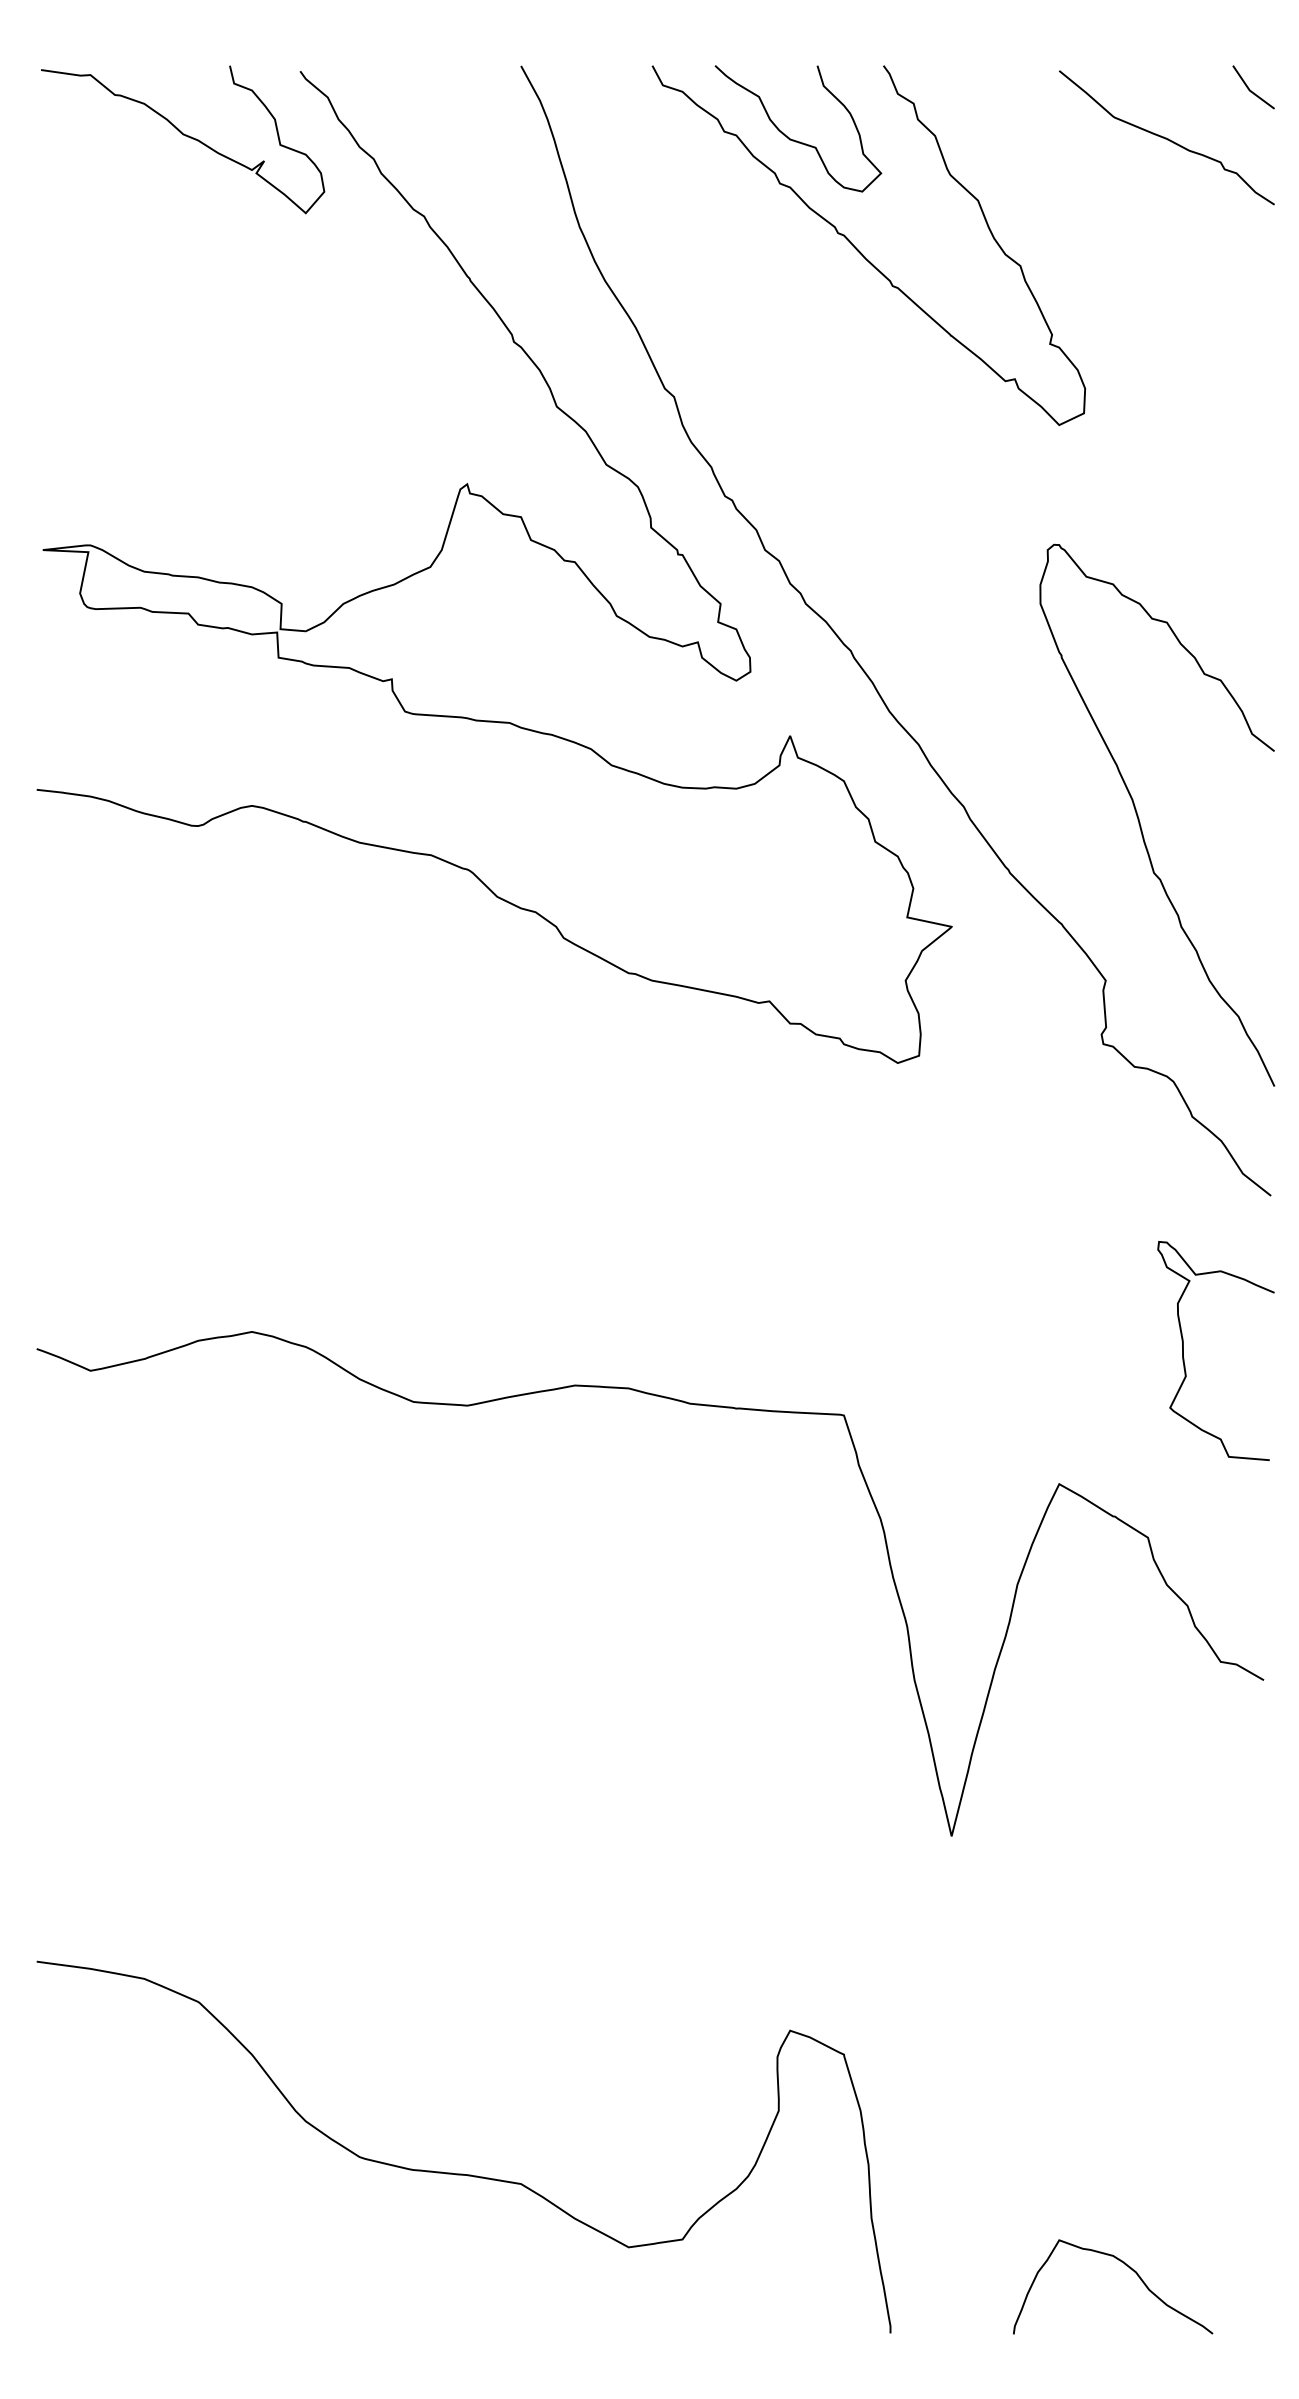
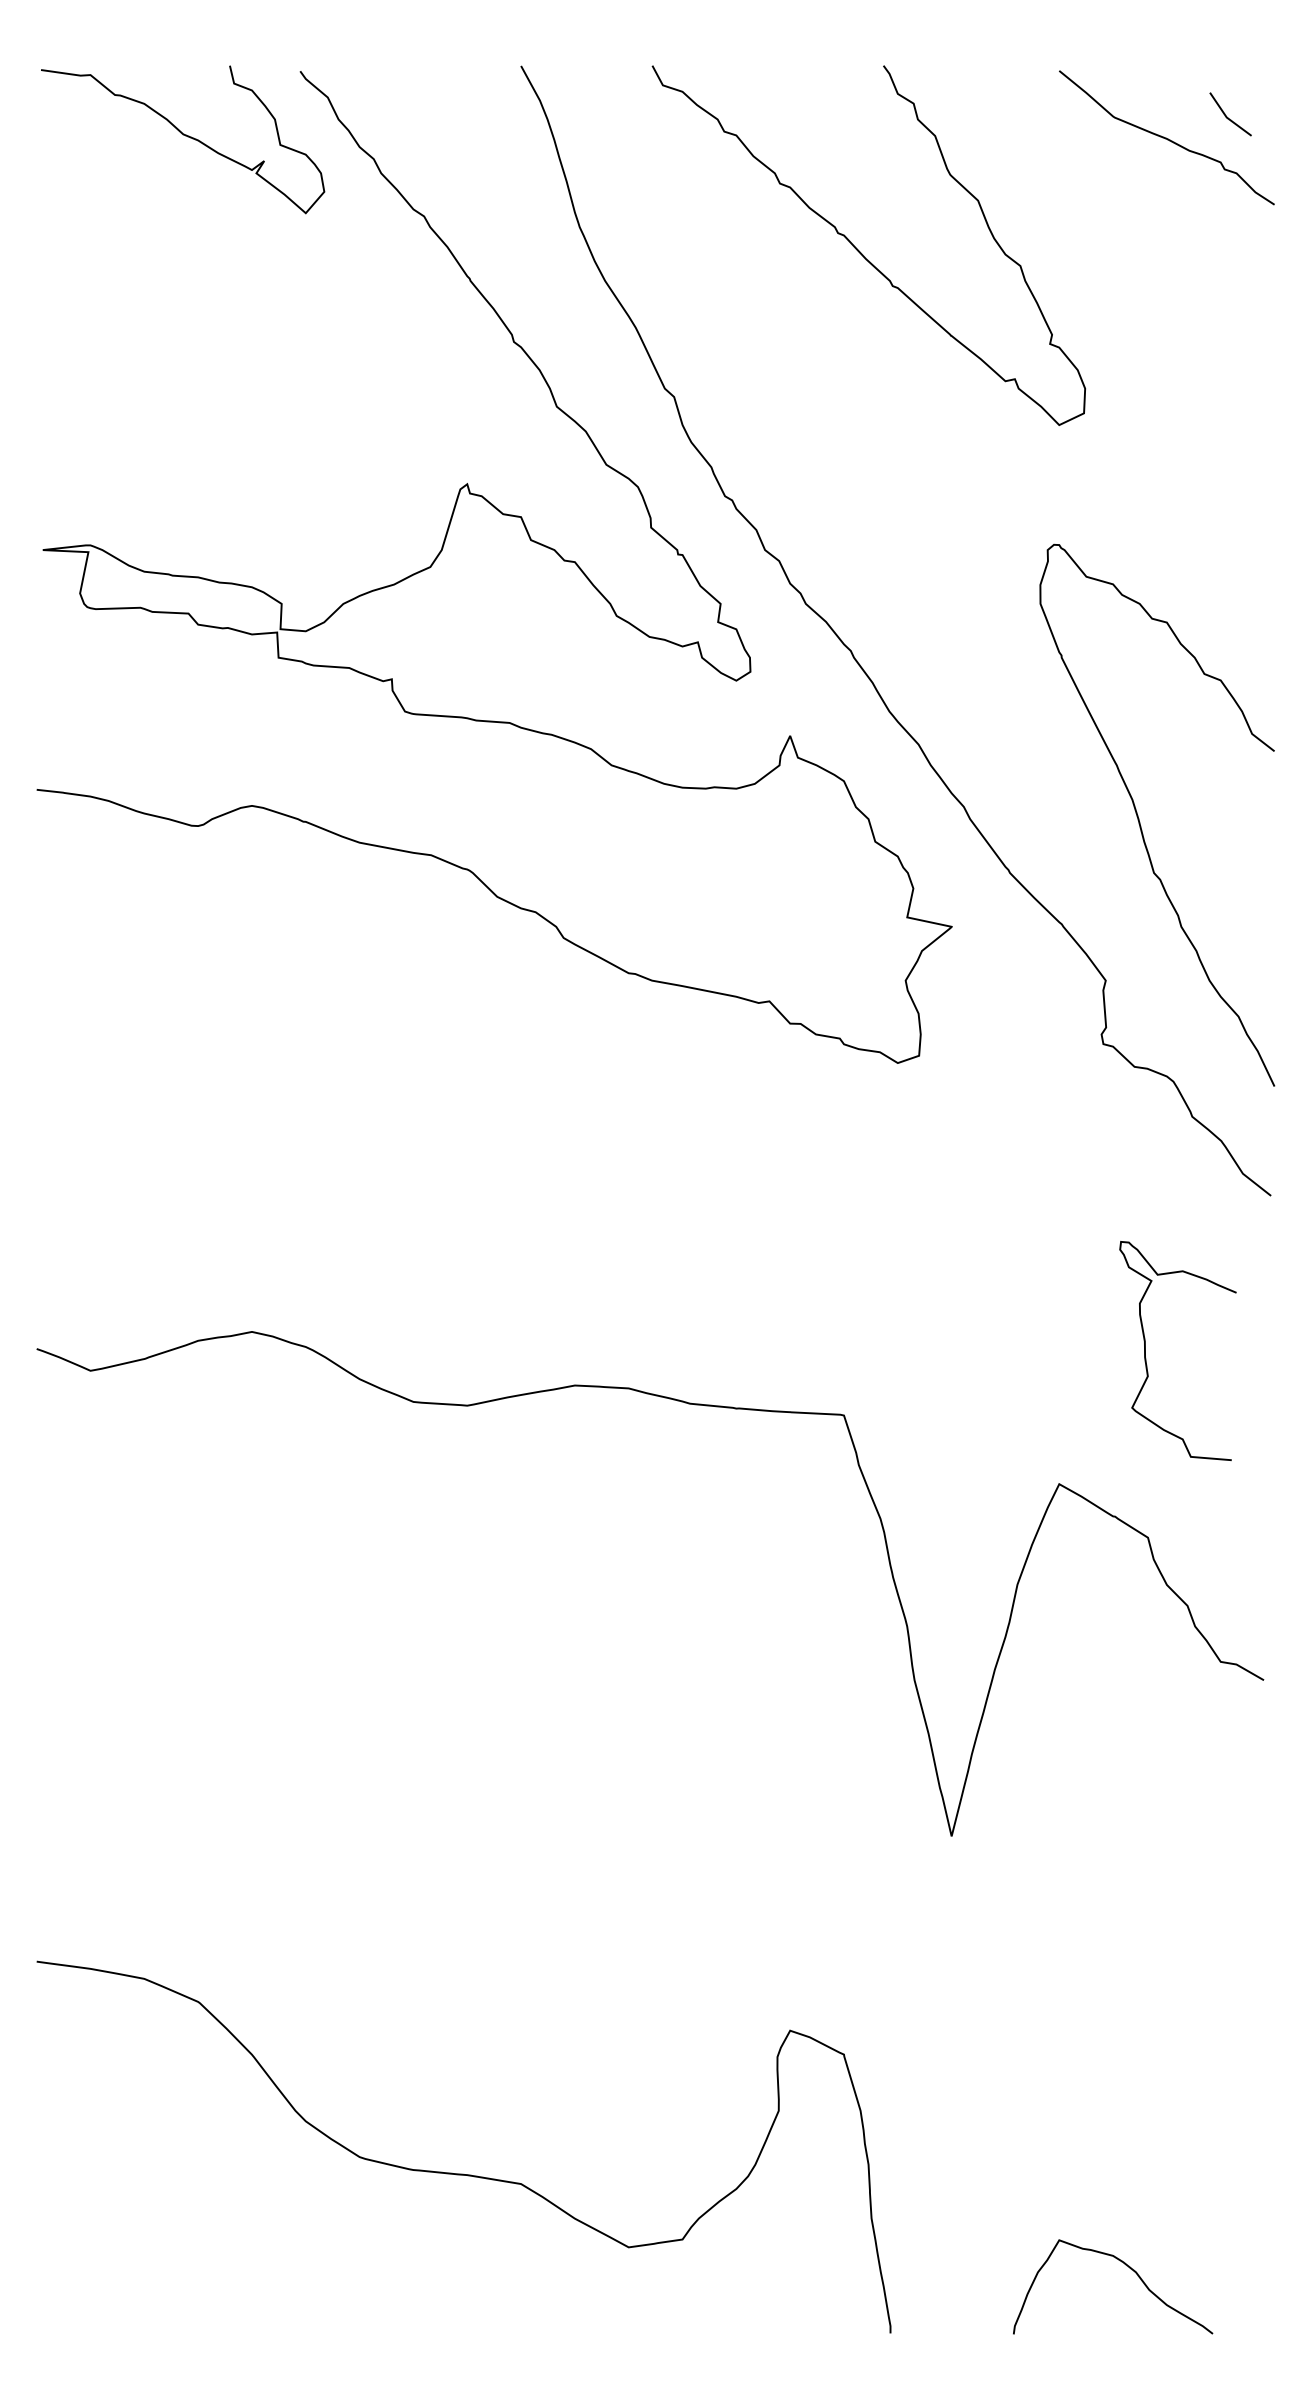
line position: (1250, 89) -> (1227, 116) (1227, 116)
curve: present -> none (794, 139)
curve position: (1183, 1350) -> (1145, 1350) (1145, 1350)
